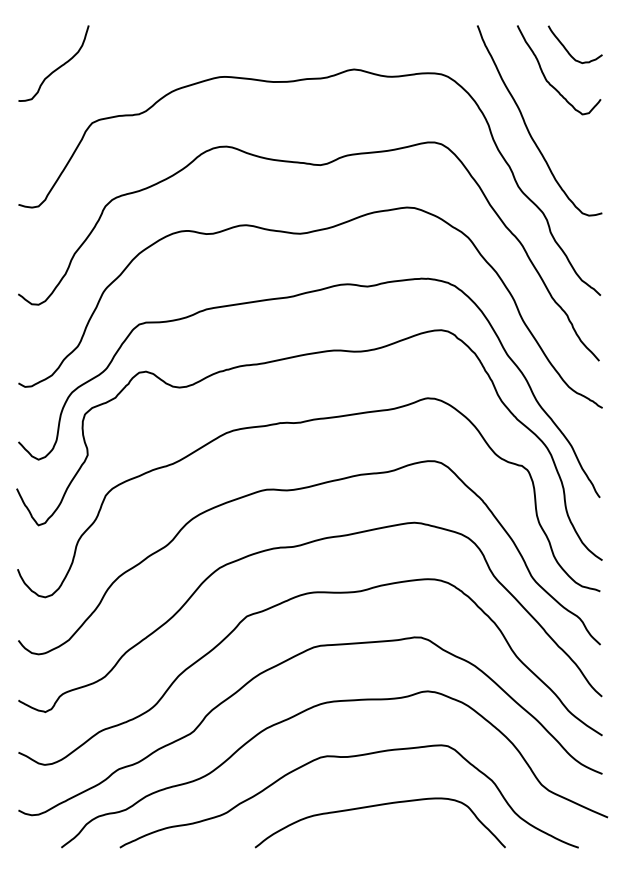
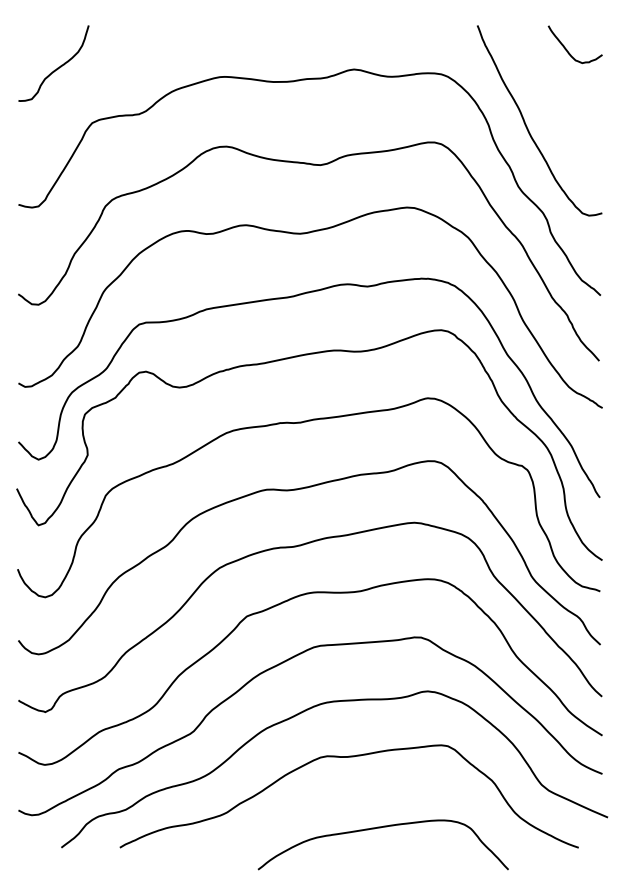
curve: present -> none (545, 76)
curve position: (377, 806) -> (380, 828) (380, 828)
